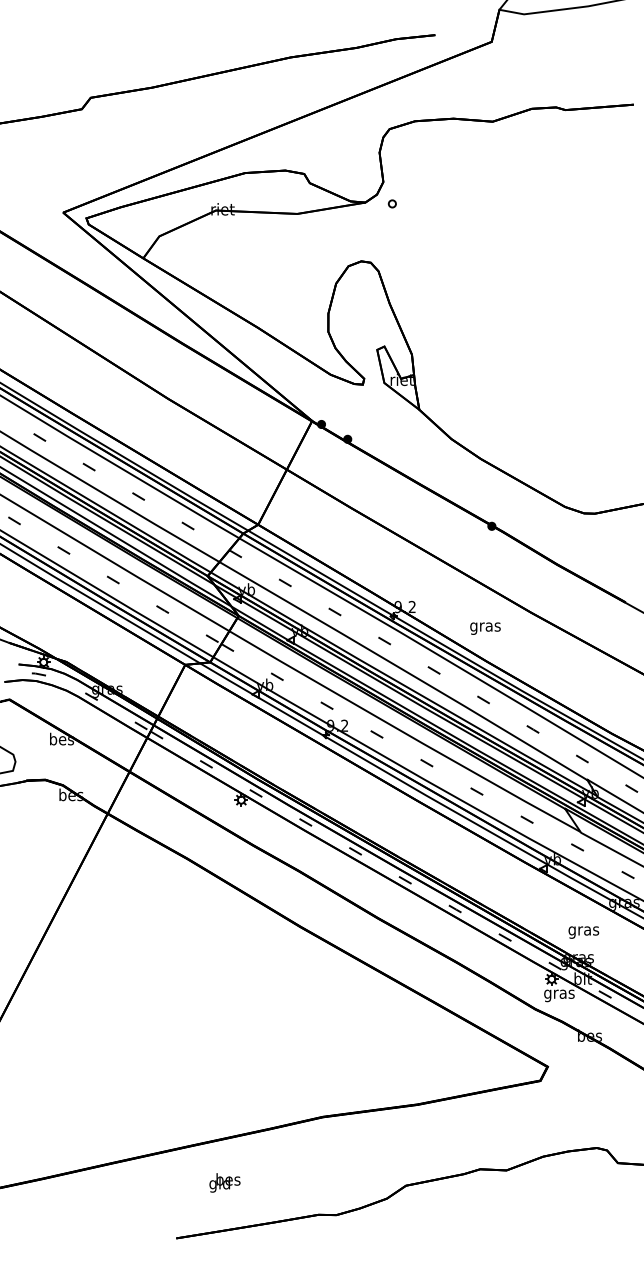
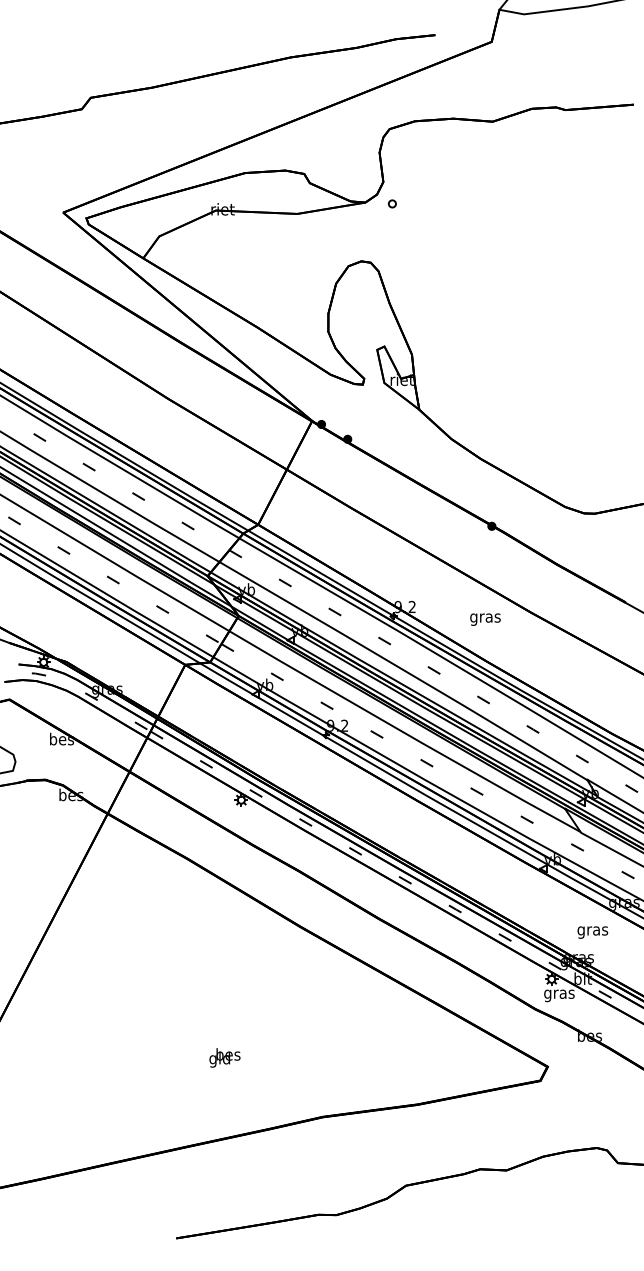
text position: (485, 628) -> (485, 619) (485, 619)
text position: (583, 932) -> (592, 932) (592, 932)
text position: (224, 1182) -> (224, 1057) (224, 1057)
